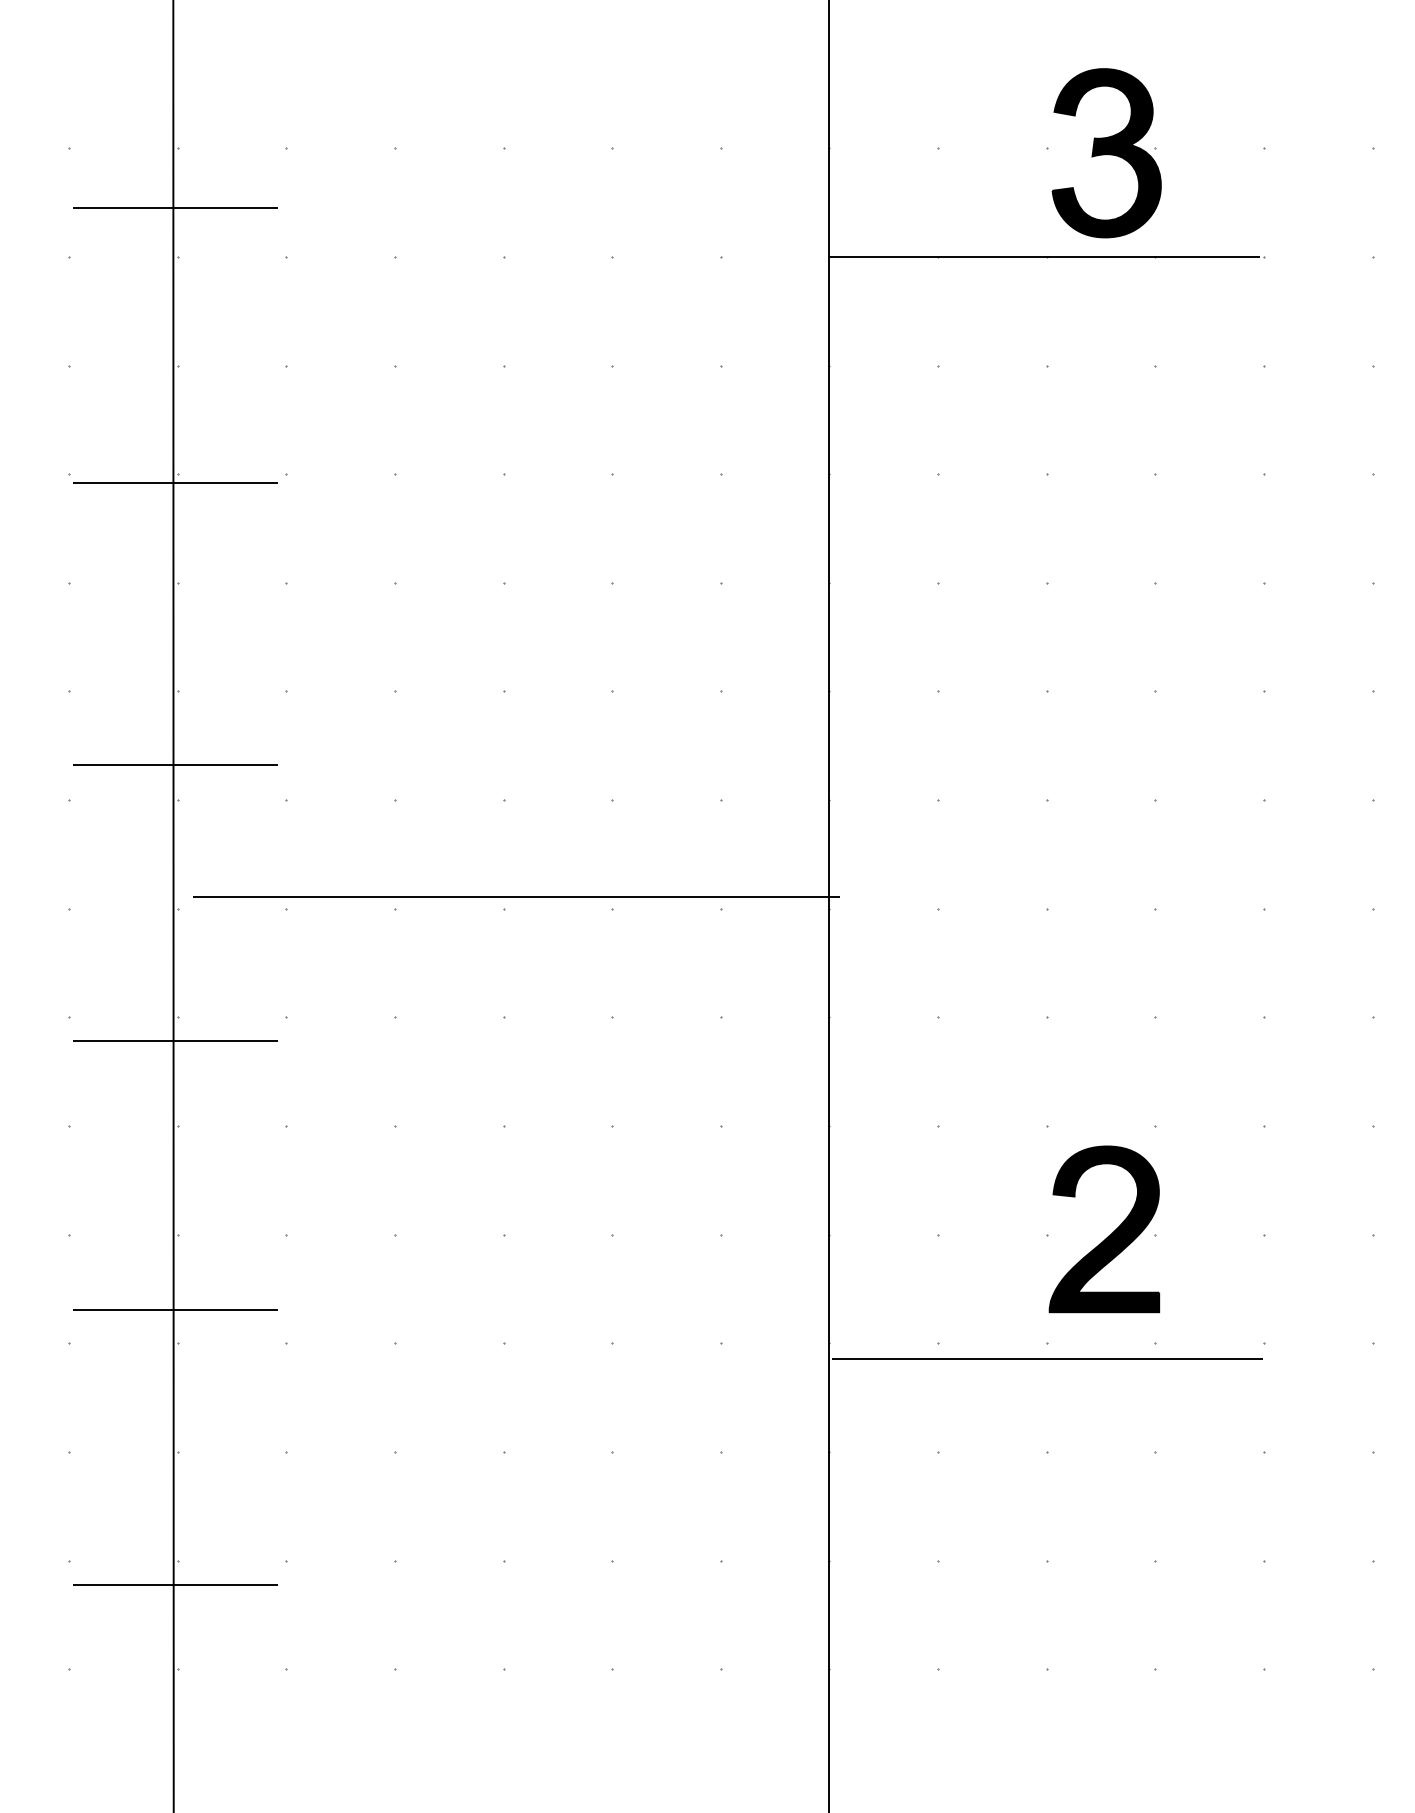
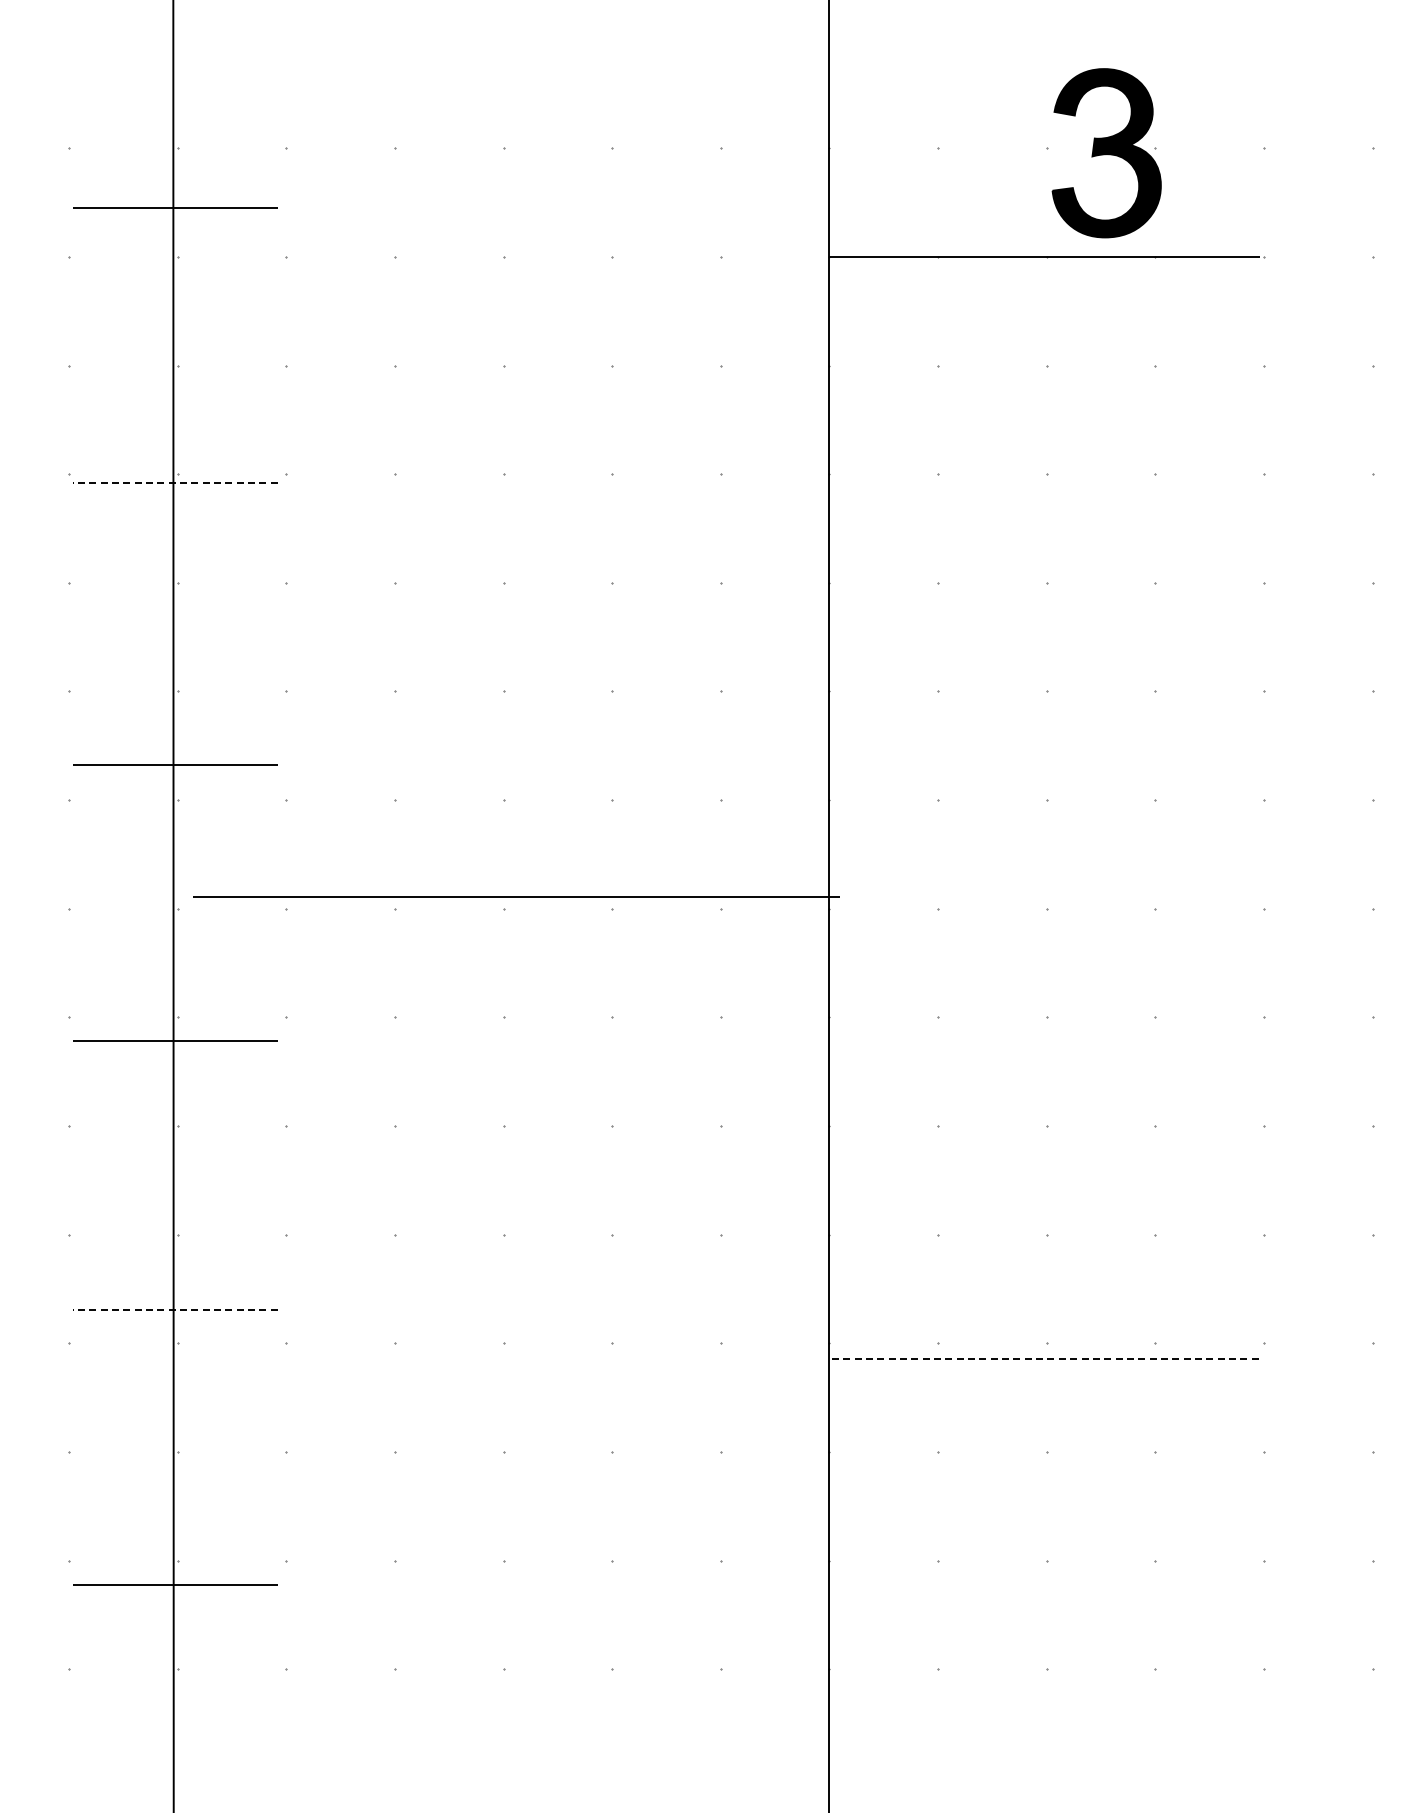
line: solid -> dashed (175, 483)
part: present -> none (1109, 1234)
line: solid -> dashed (175, 1309)
line: solid -> dashed (1047, 1358)
